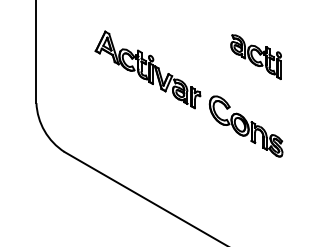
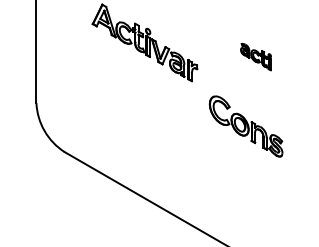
part size: 52x46 px -> 32x29 px (255, 57)
part position: (147, 69) -> (144, 42) (144, 42)
